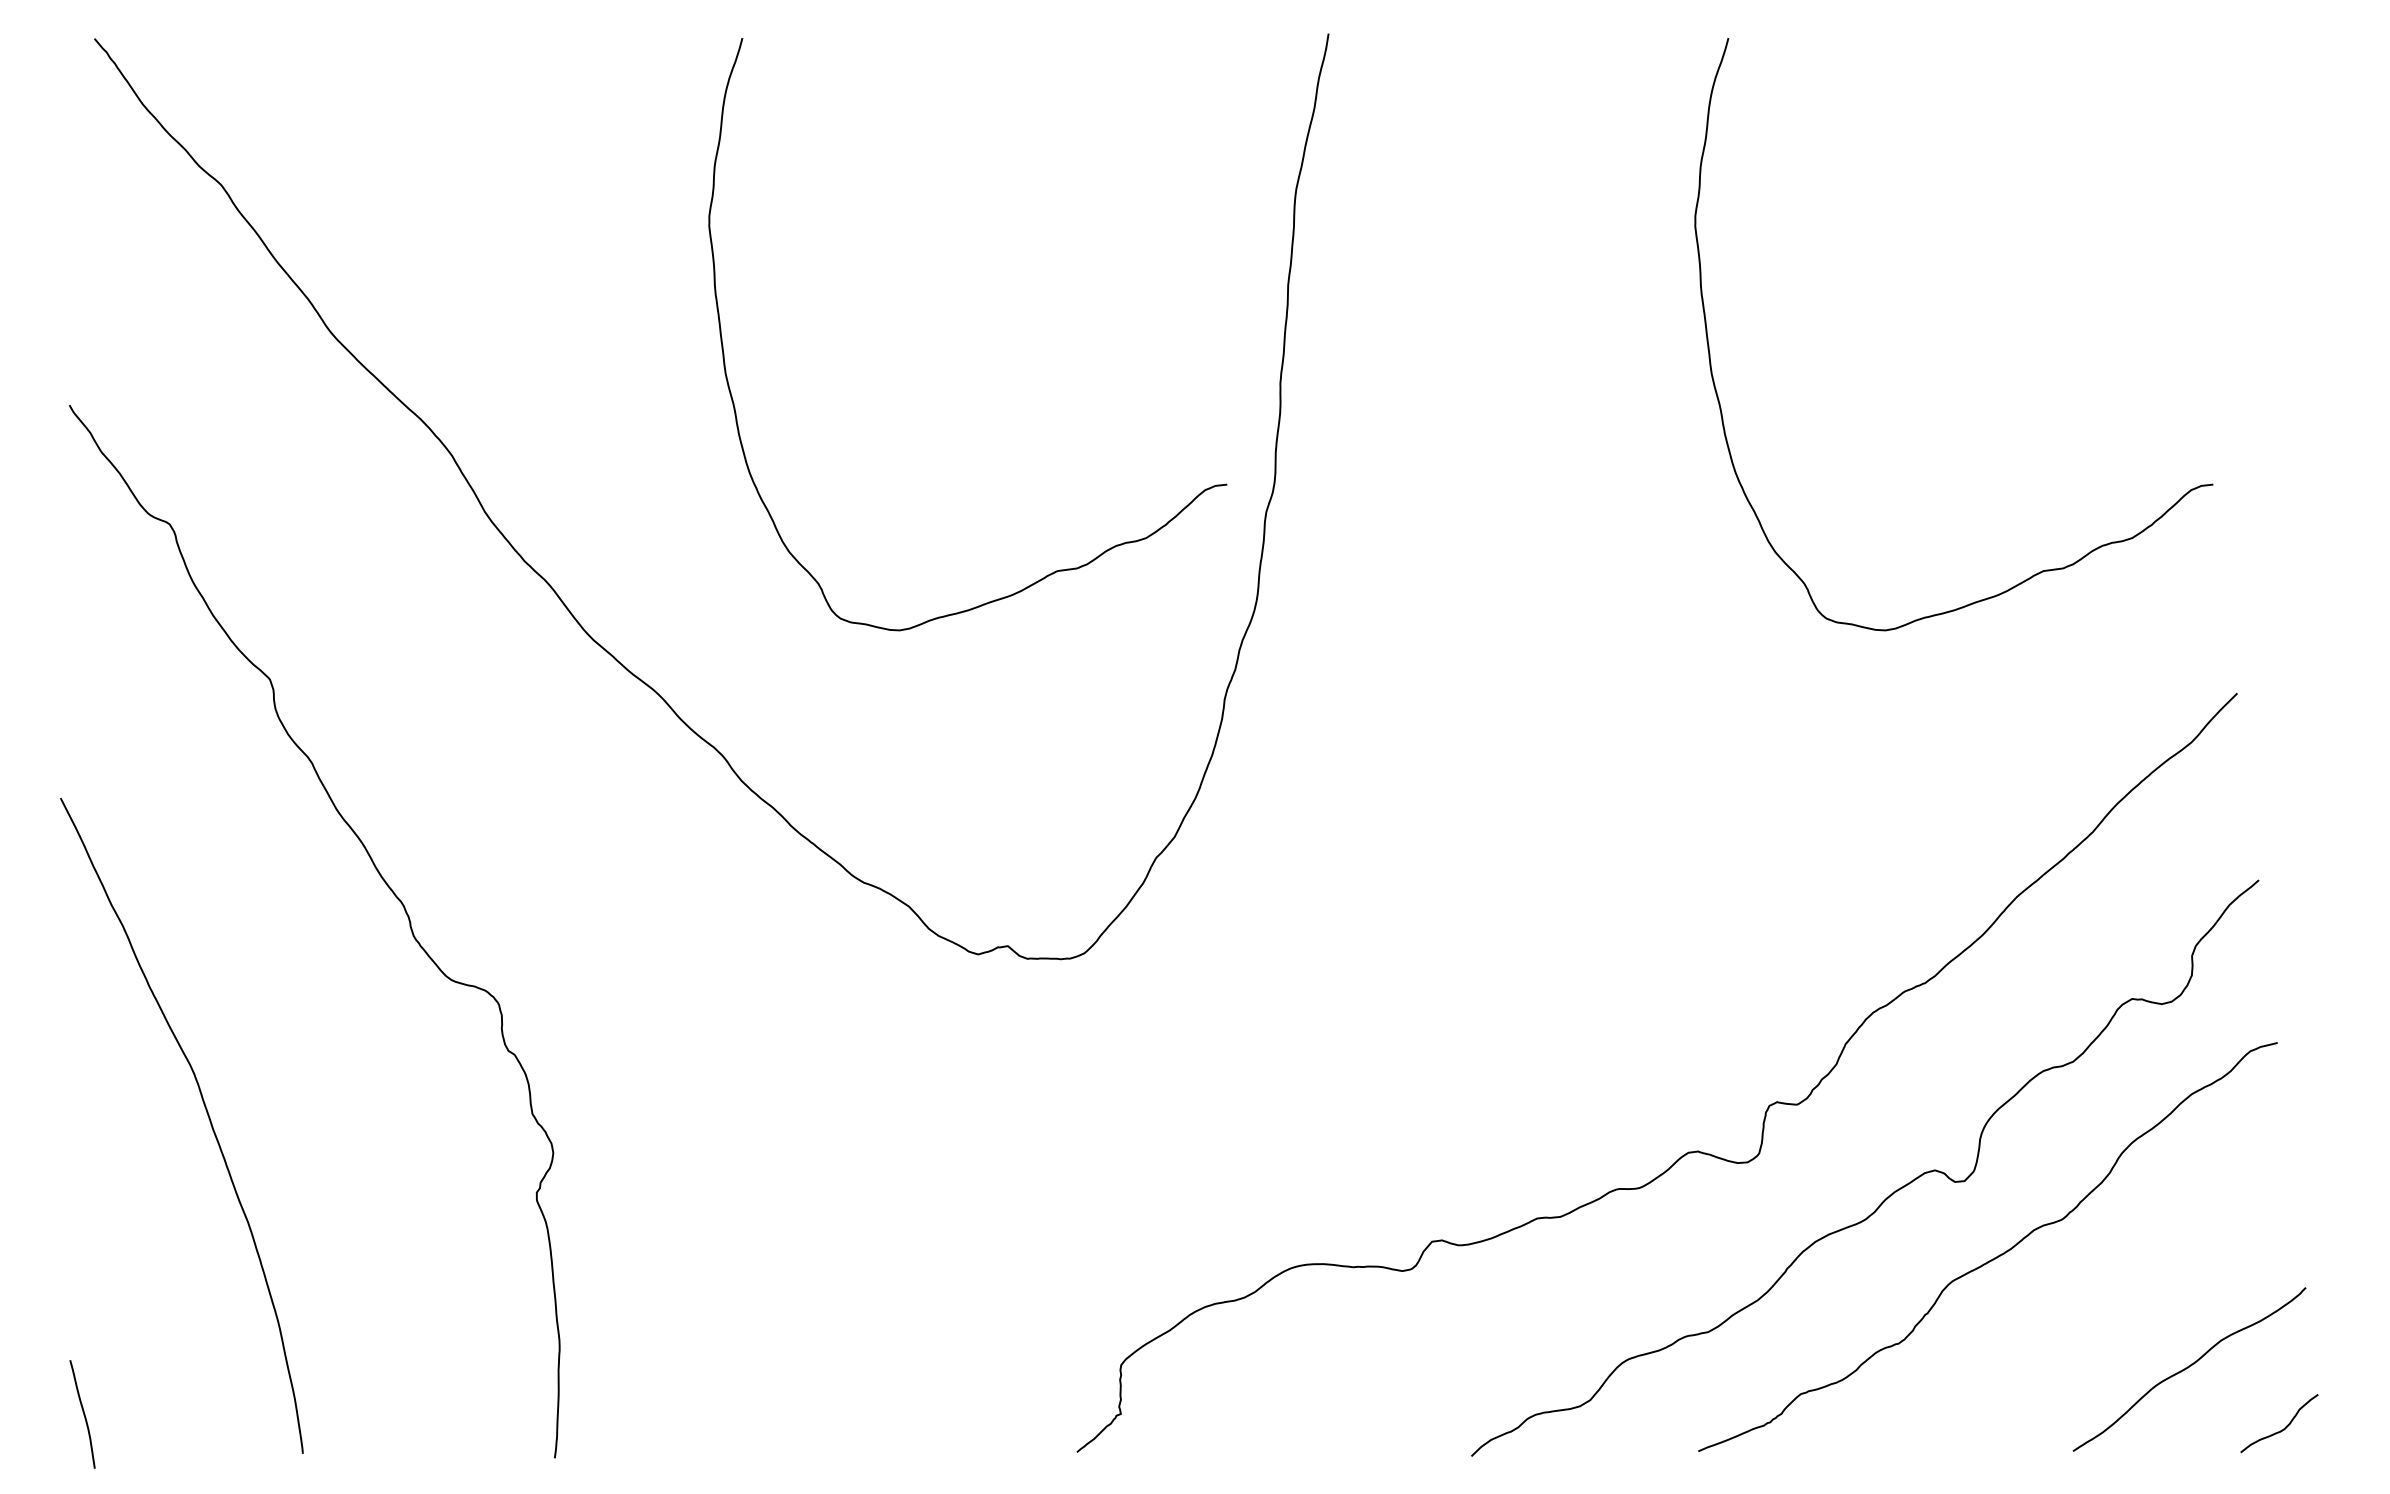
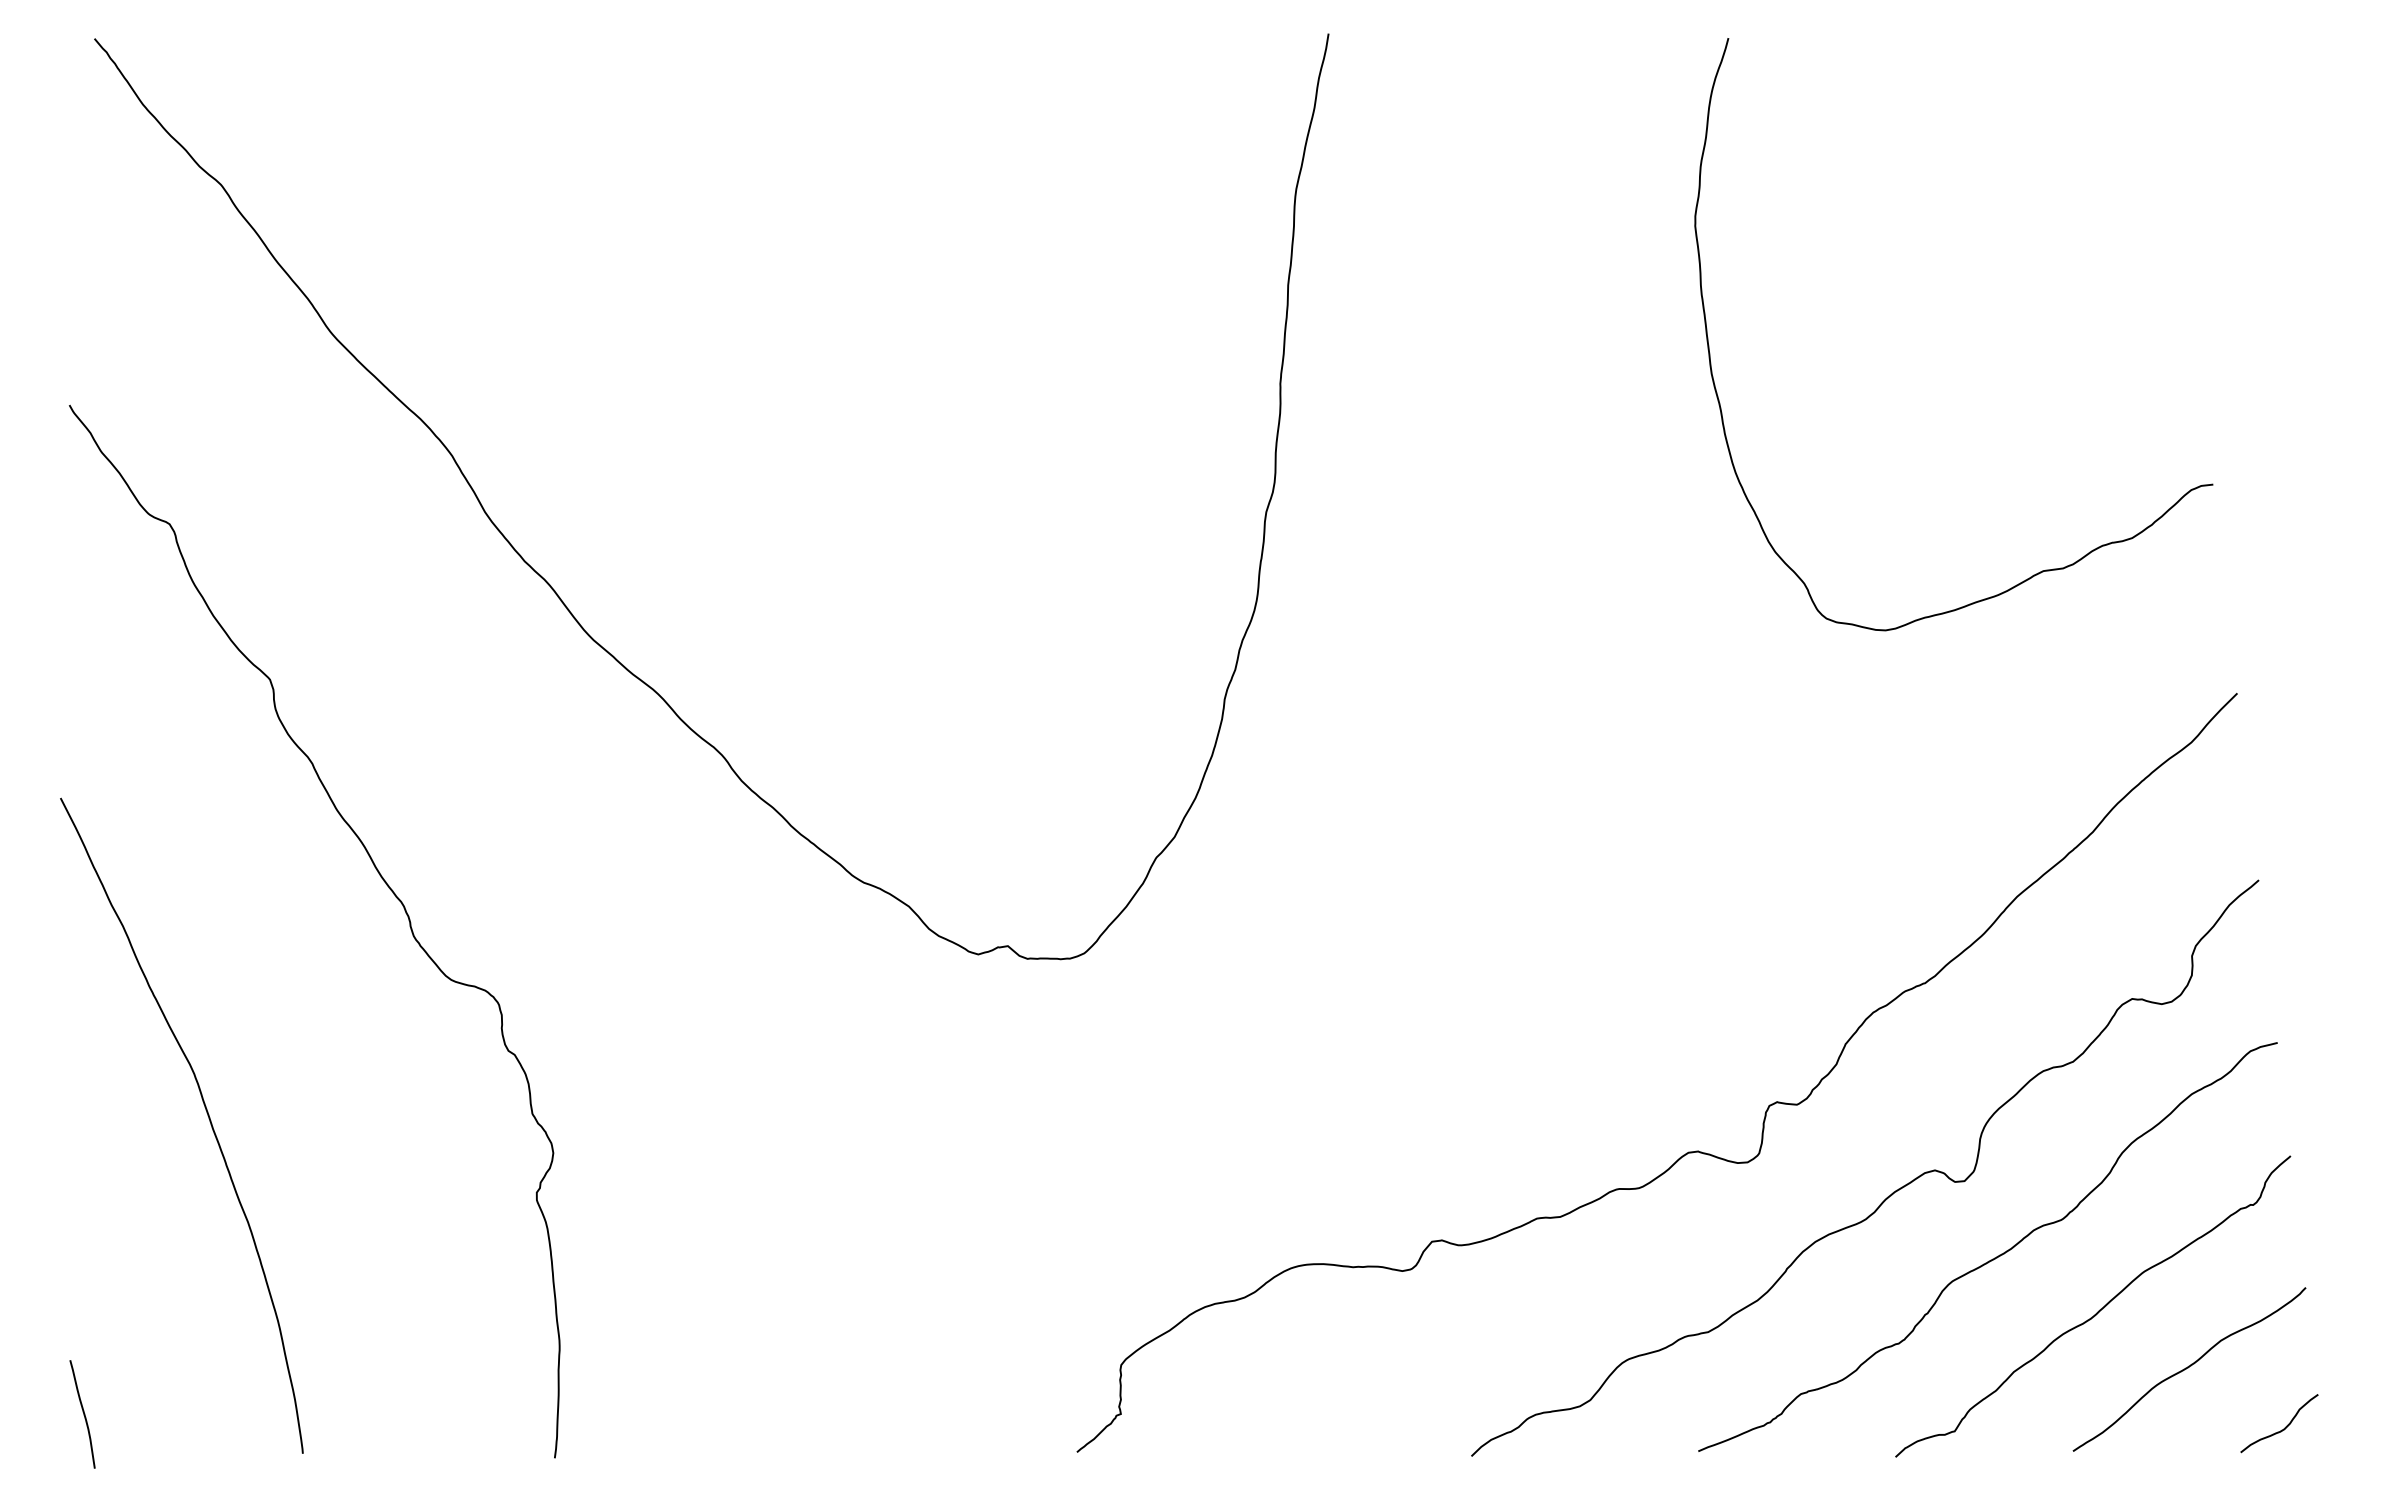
curve: present -> none (733, 399)
curve: none -> present (2098, 1310)
